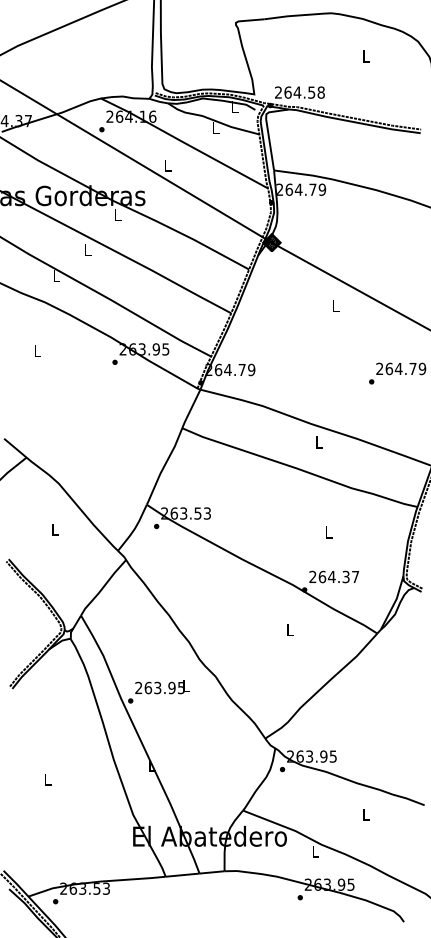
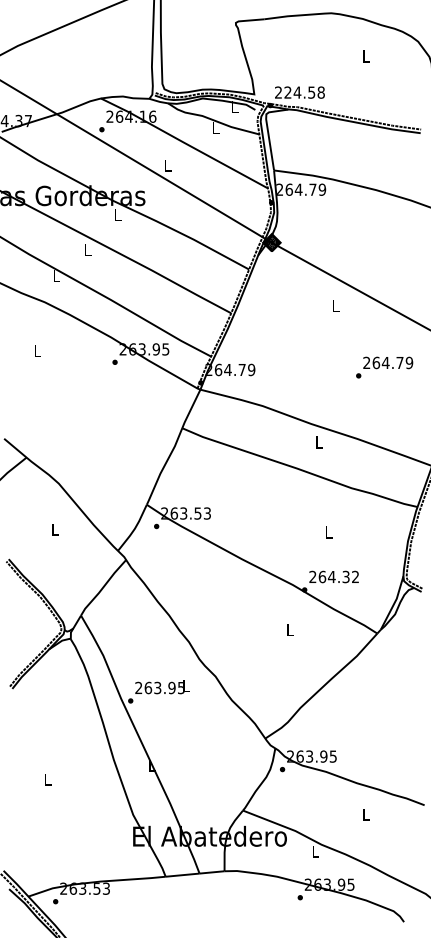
text: 264.58 -> 224.58 (287, 92)
text position: (397, 373) -> (384, 367) (384, 367)
text: 264.37 -> 264.32 (355, 576)
